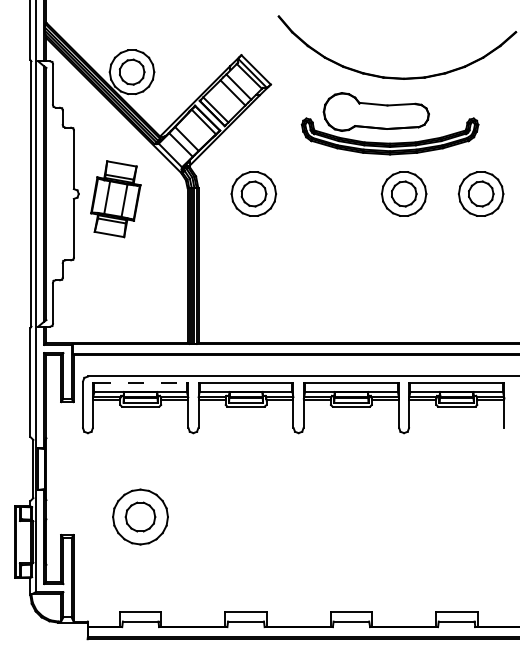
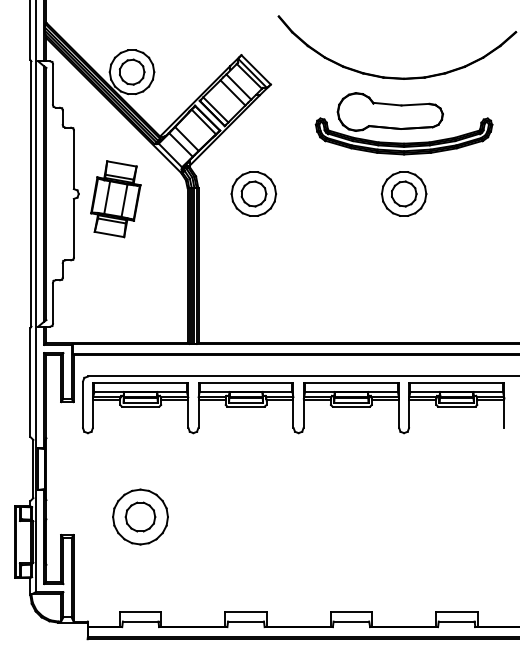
part position: (389, 123) -> (403, 123) (403, 123)
part: present -> none (480, 193)
line: dashed -> solid (141, 383)
